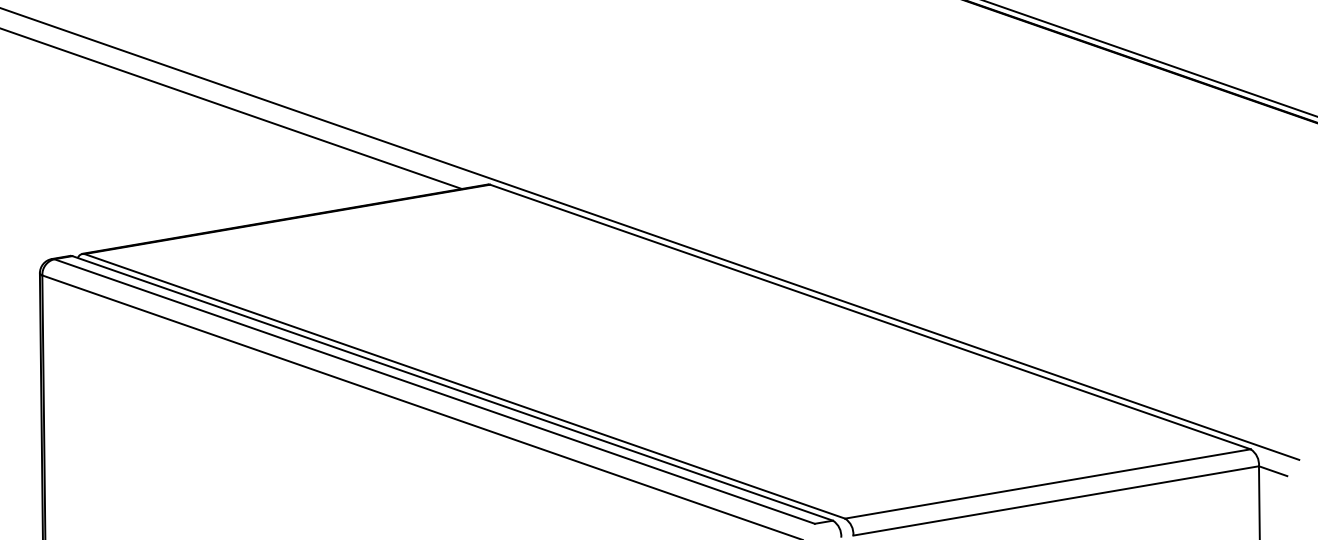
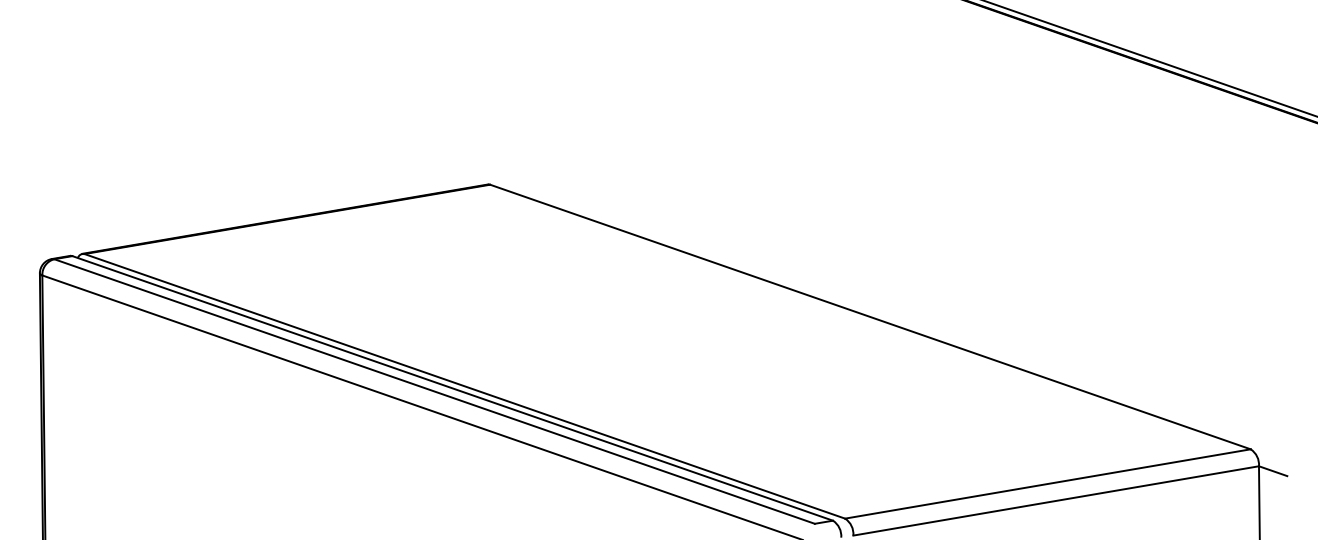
line: present -> none (231, 108)
line: present -> none (650, 233)
